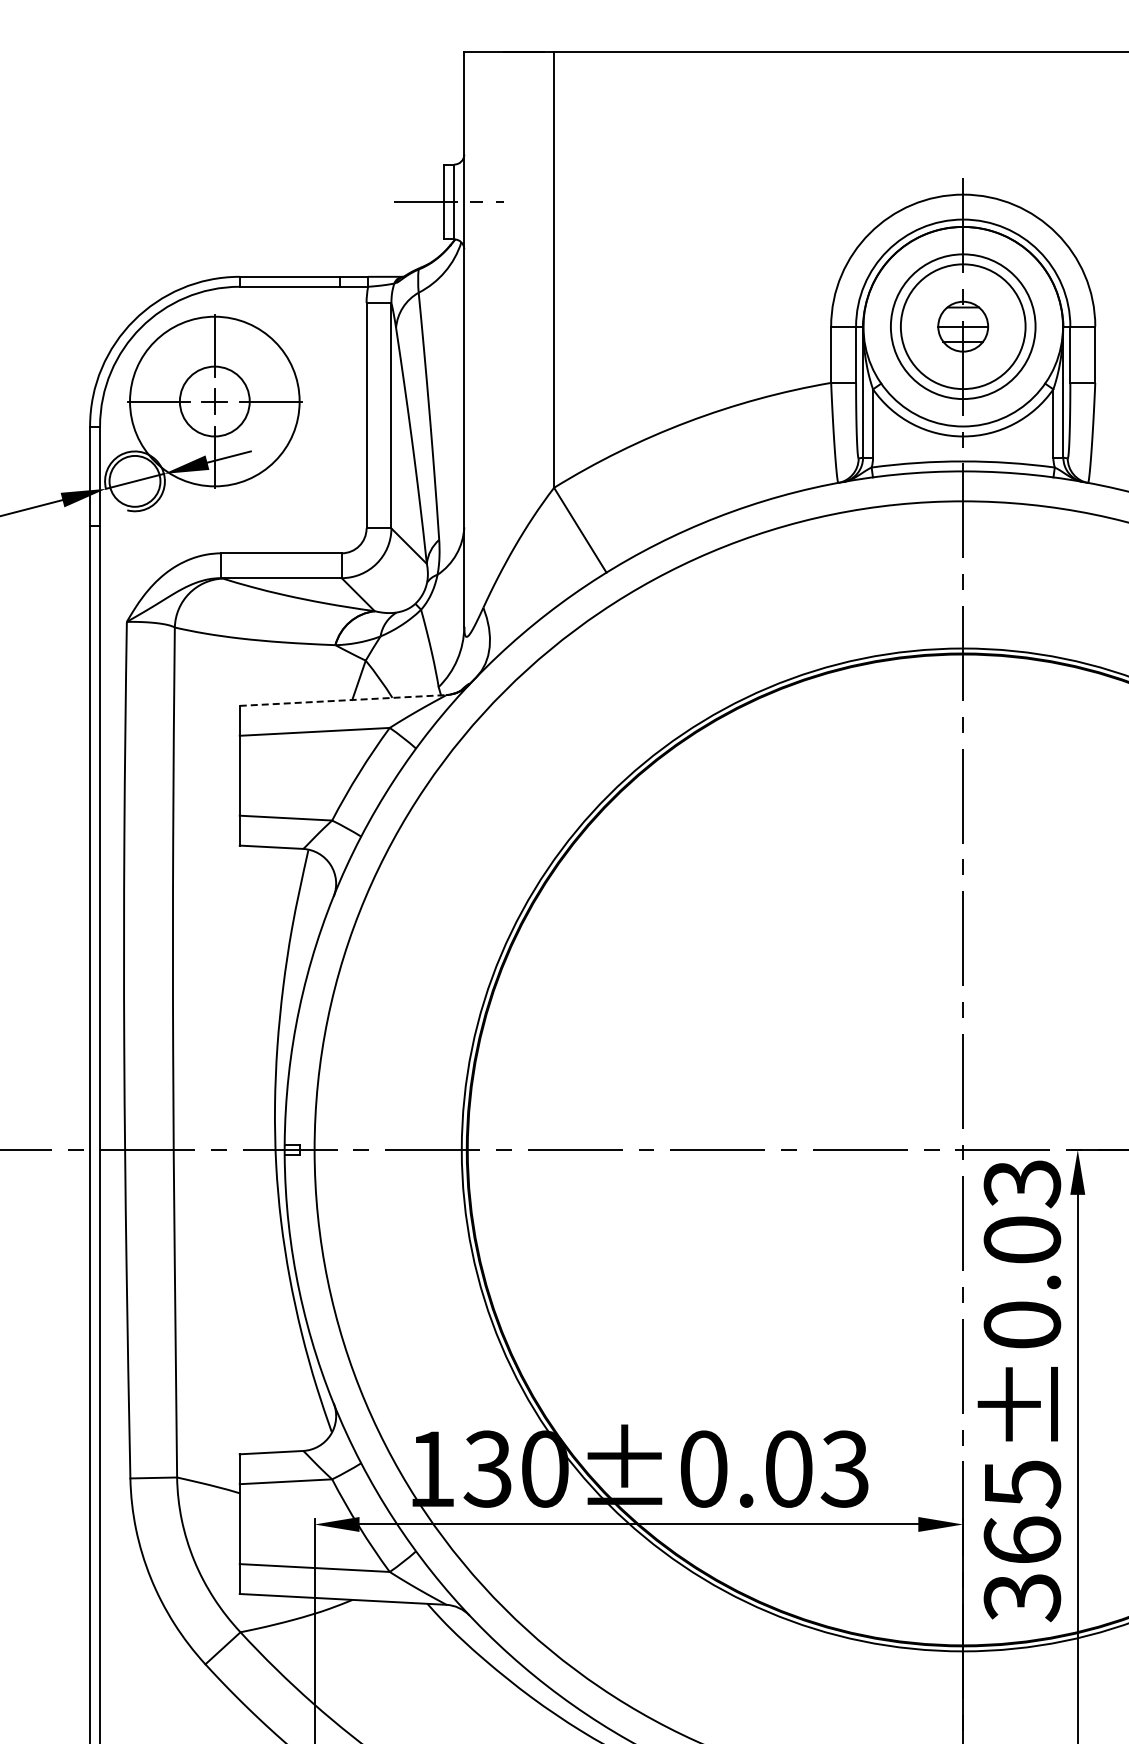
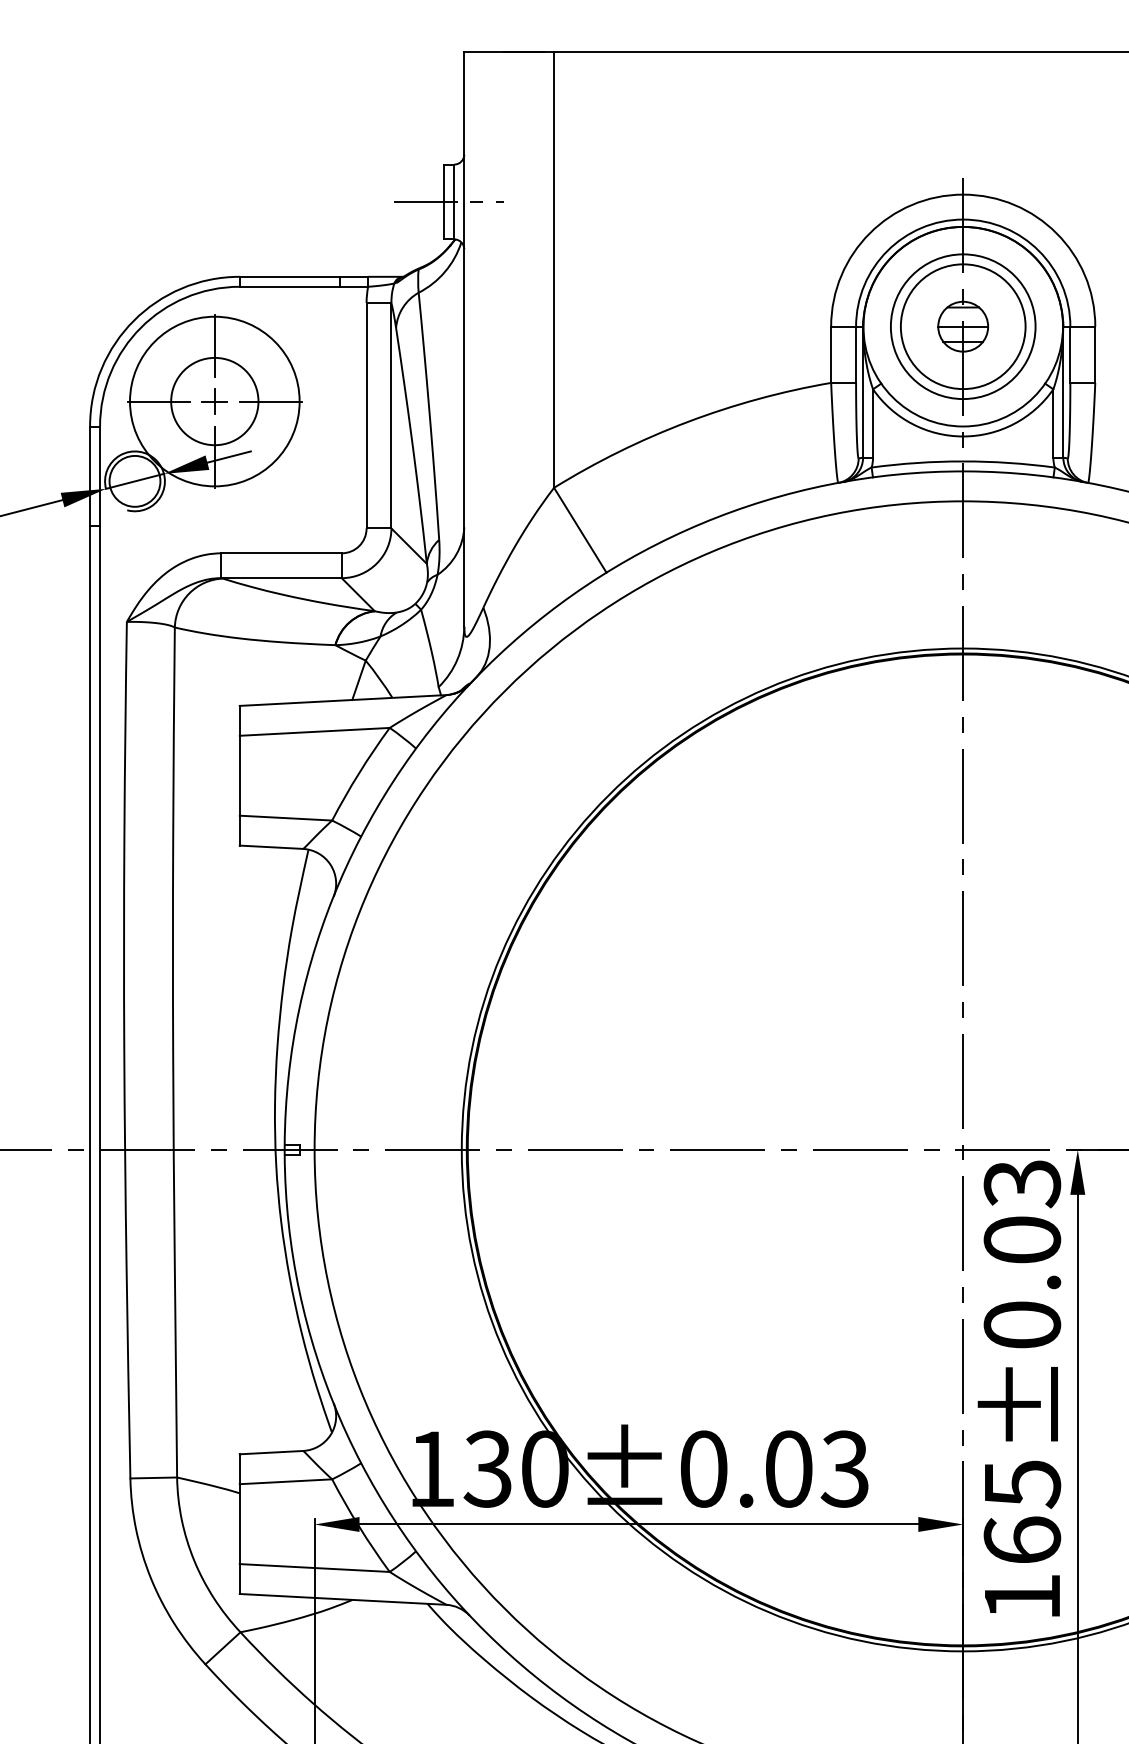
circle diameter: 70 px -> 87 px (214, 401)
line: dashed -> solid (343, 700)
text: 365±0.03 -> 165±0.03 (1022, 1598)
